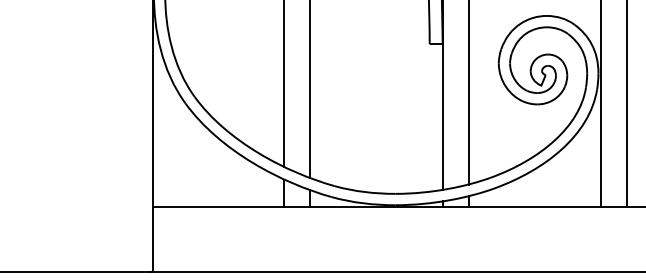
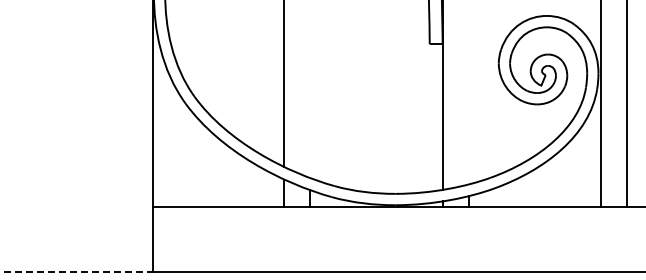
line: present -> none (310, 90)
line: present -> none (468, 93)
line: solid -> dashed (75, 271)
